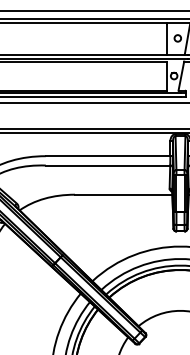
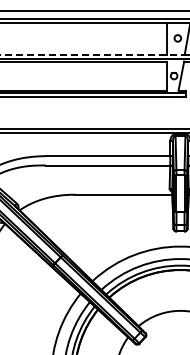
line: solid -> dashed (93, 54)
line: present -> none (94, 103)
